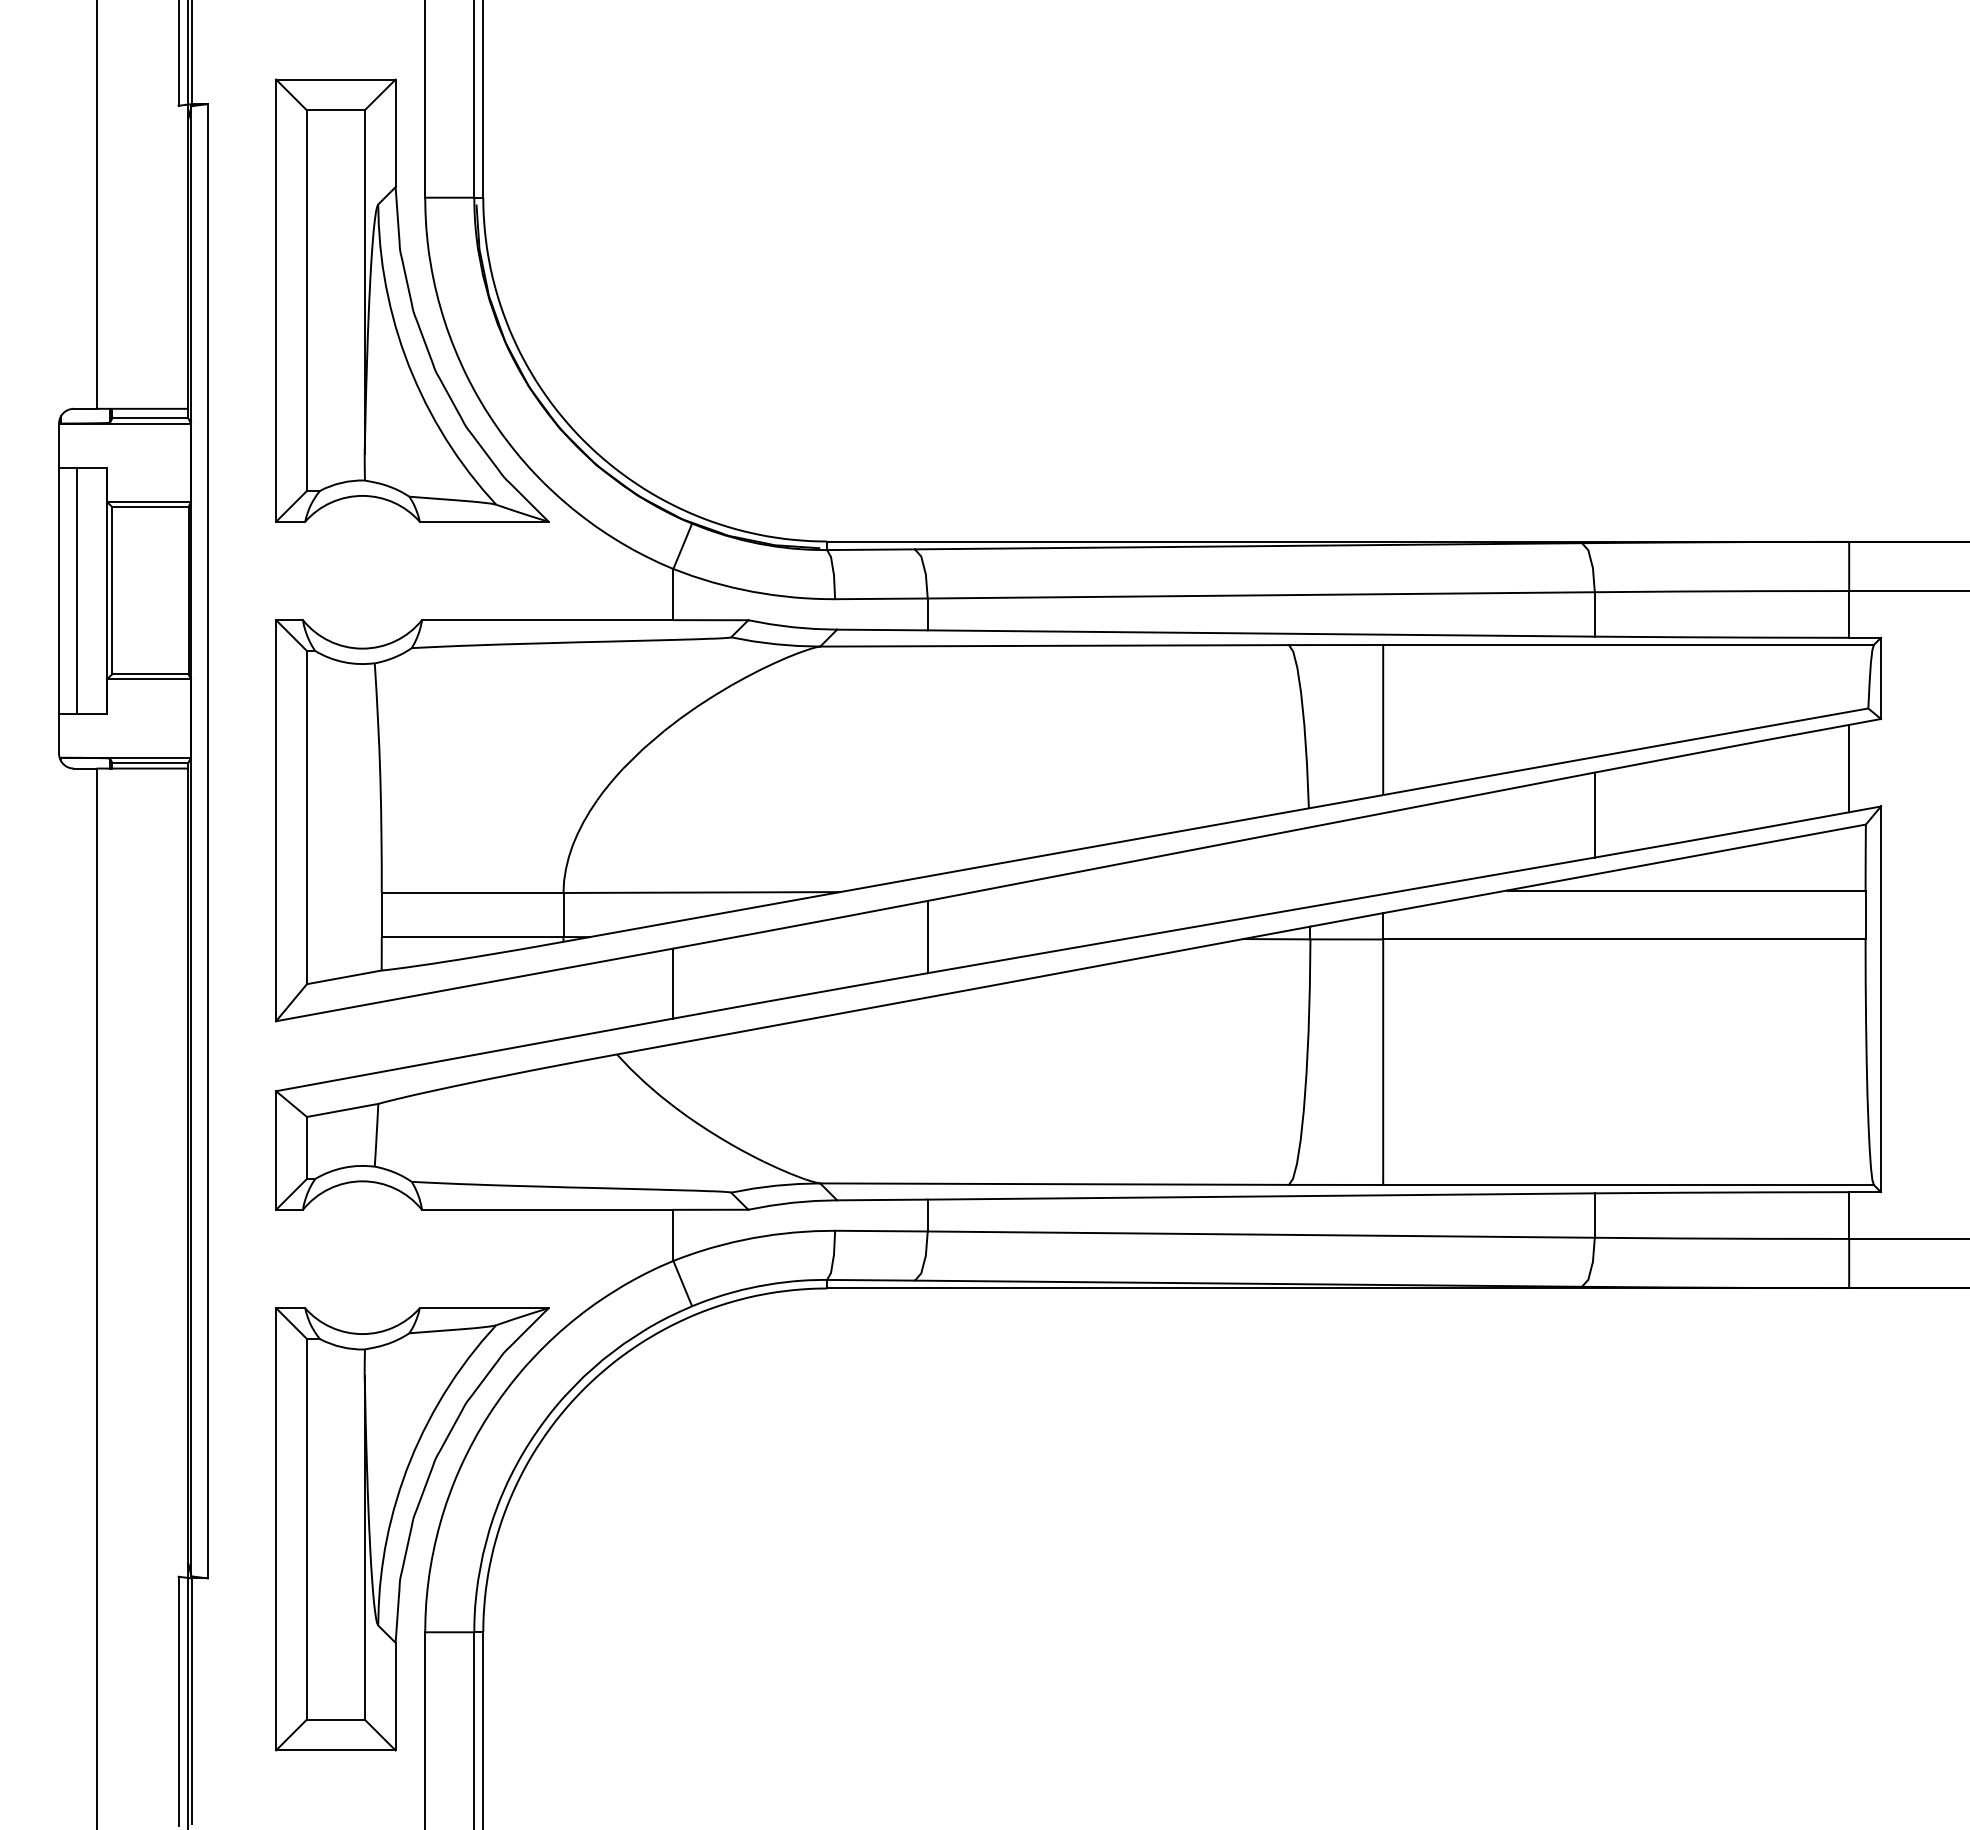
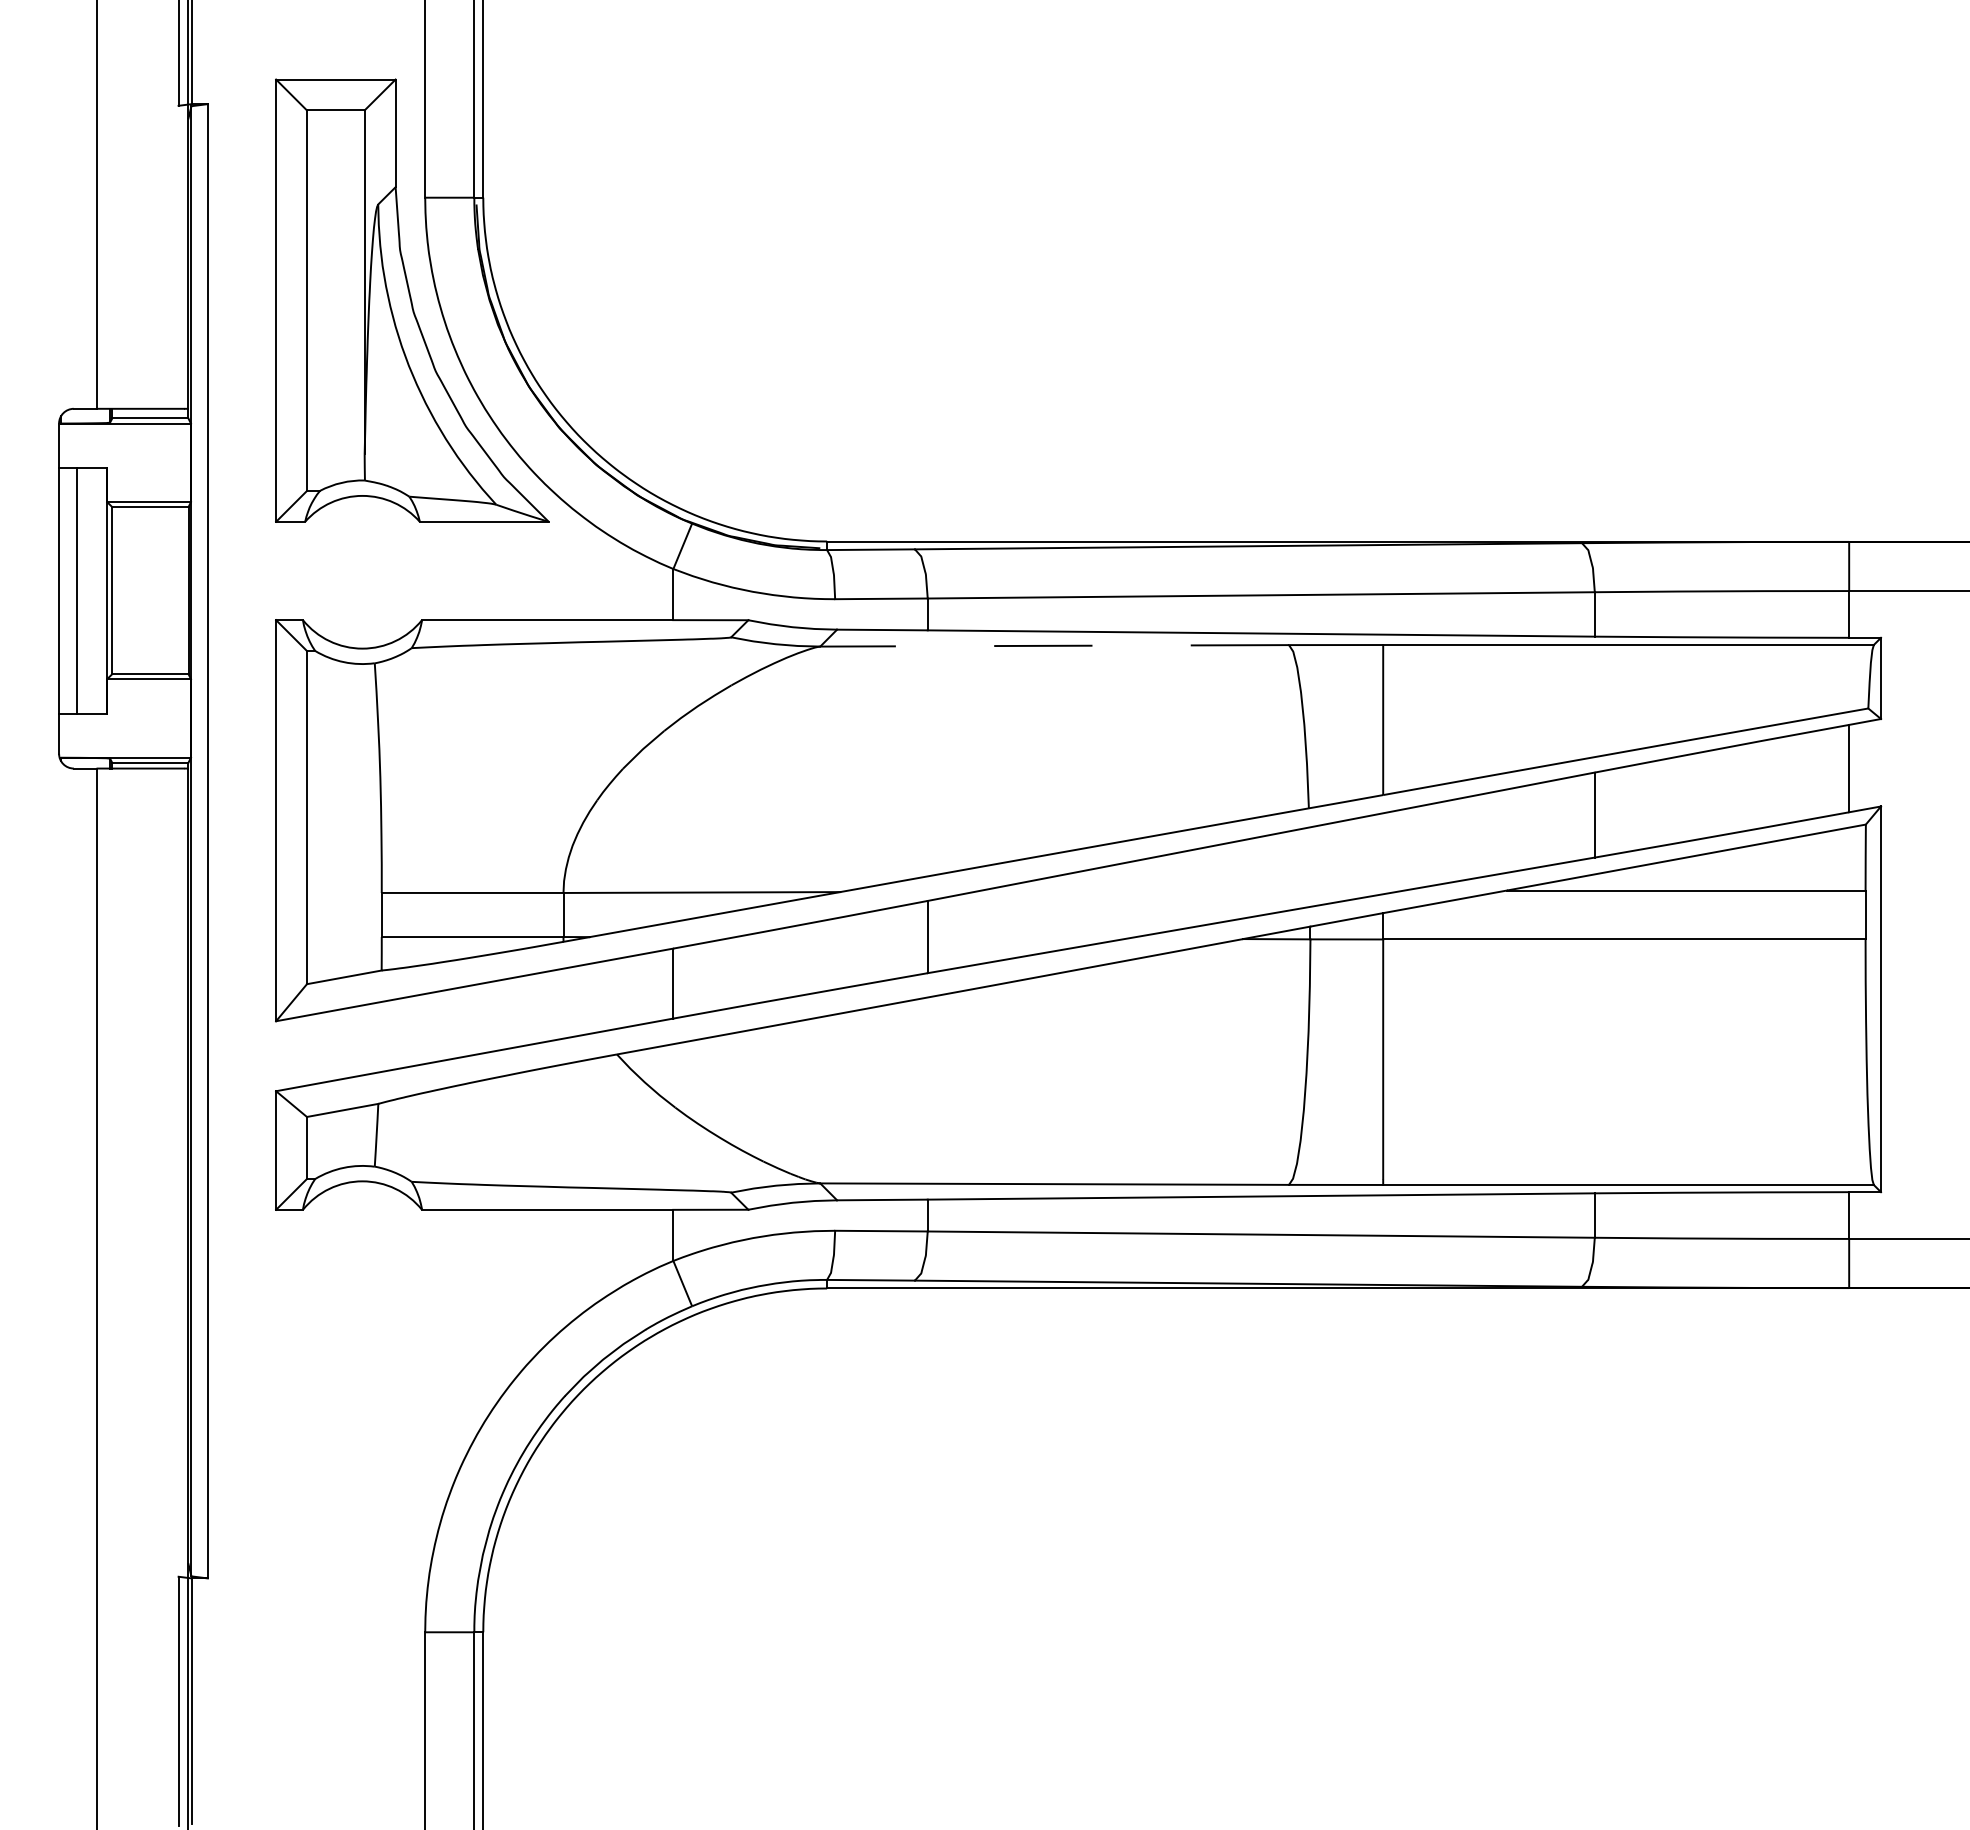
line: solid -> dashed (1054, 645)
part: present -> none (412, 1529)
